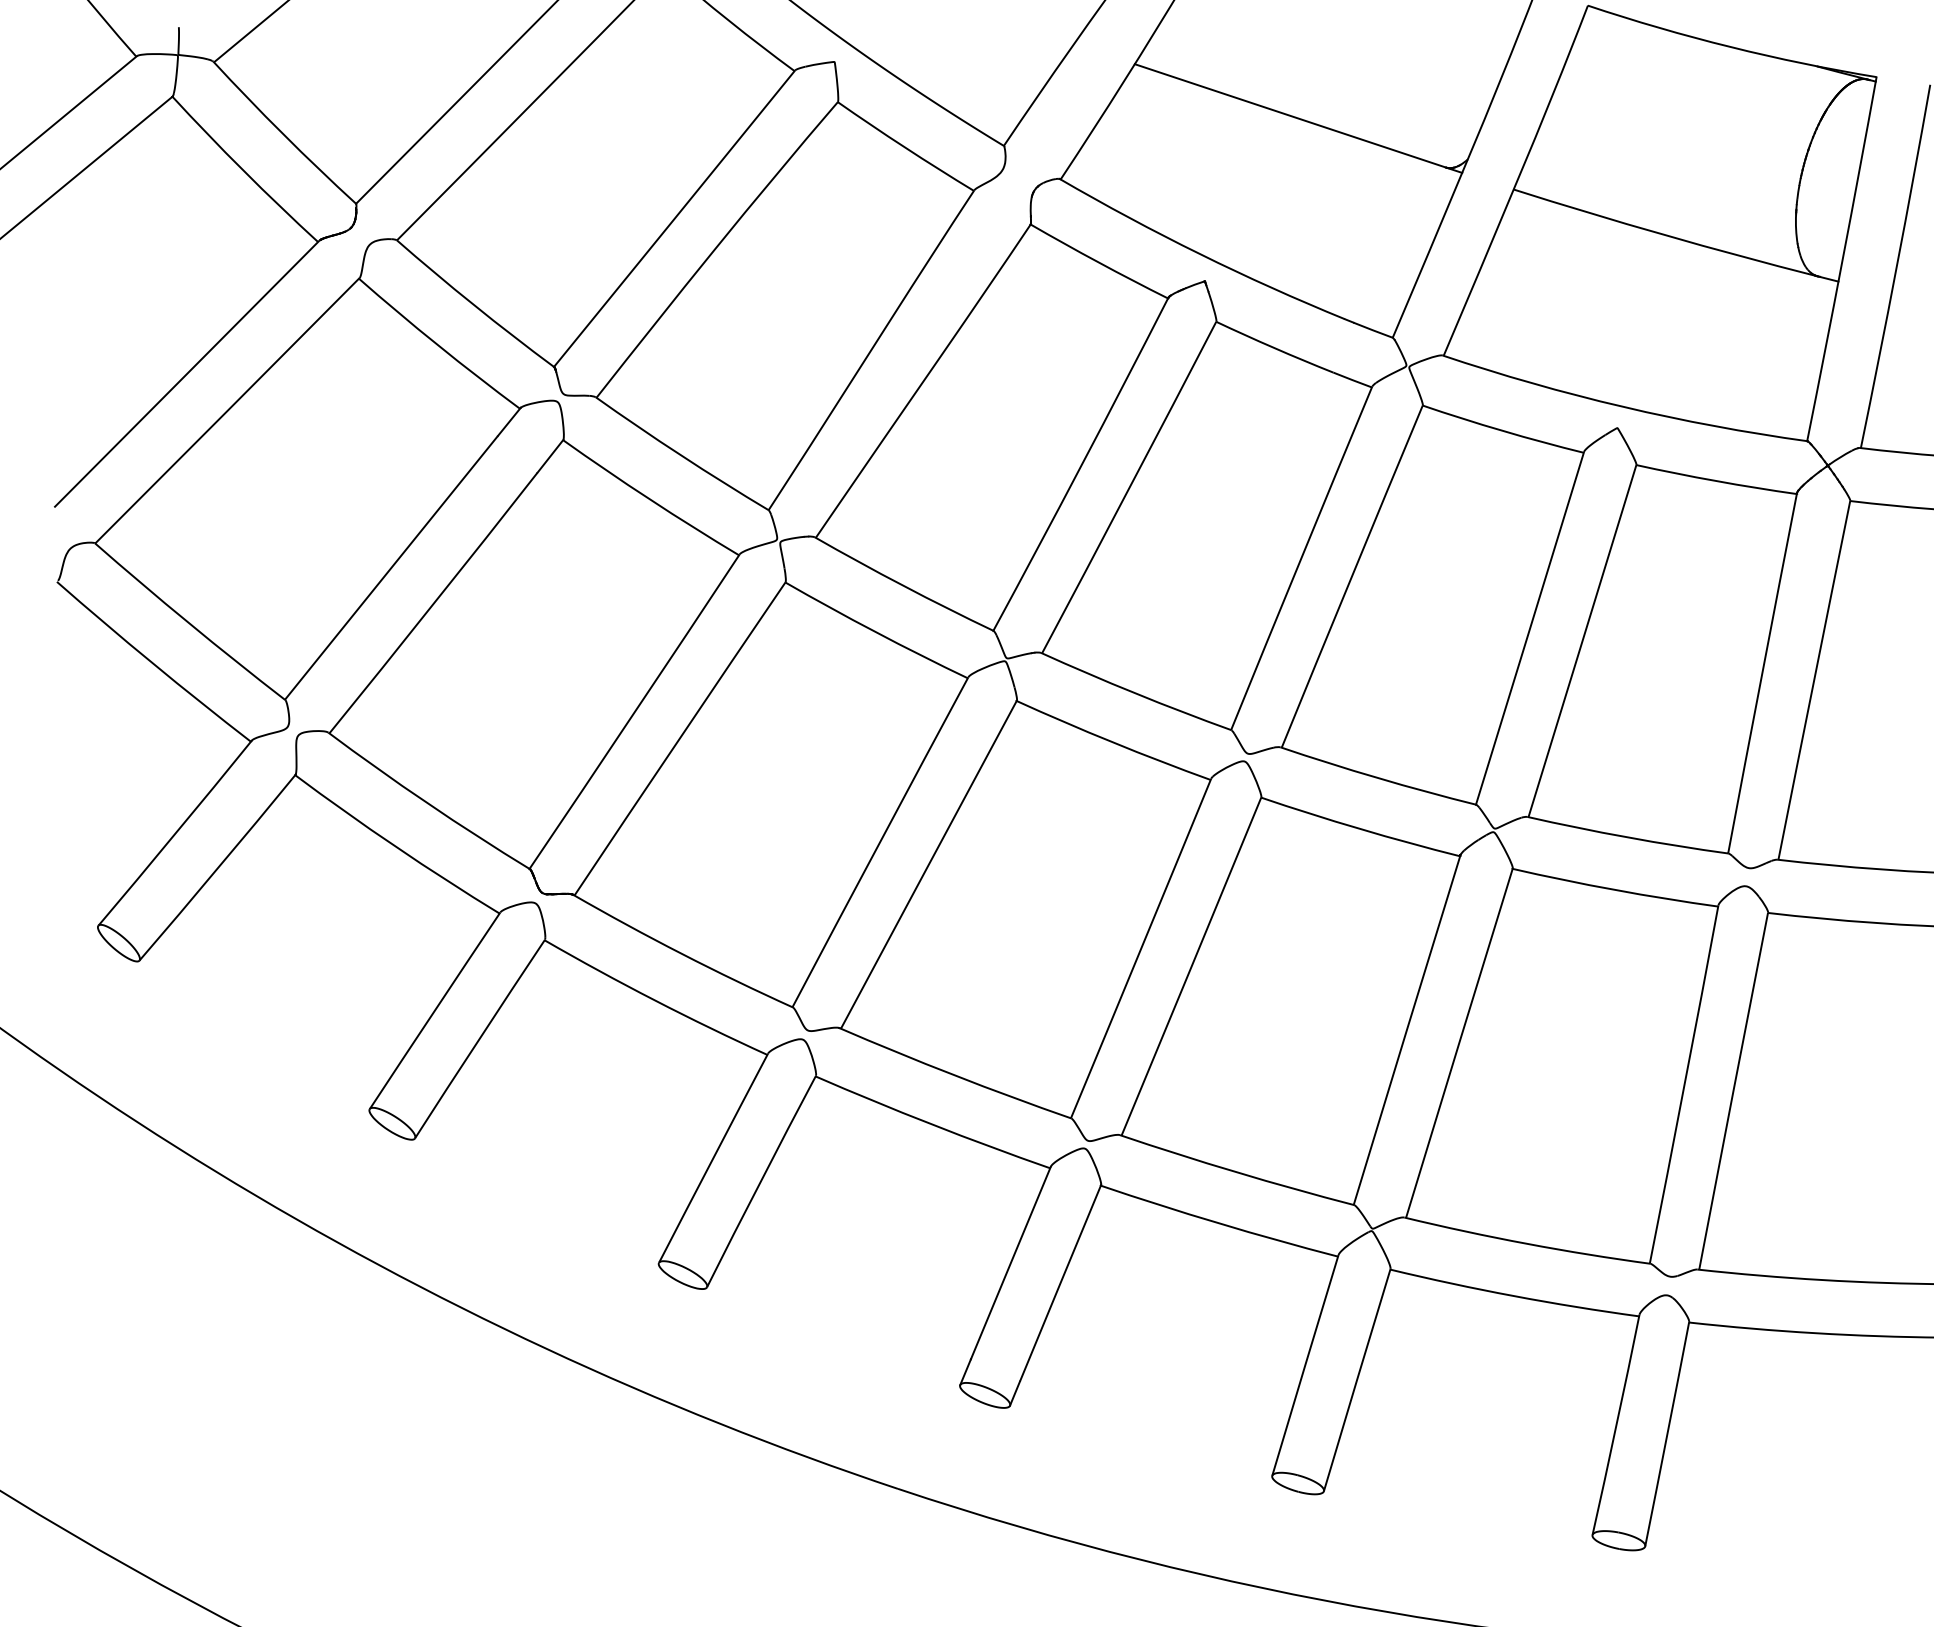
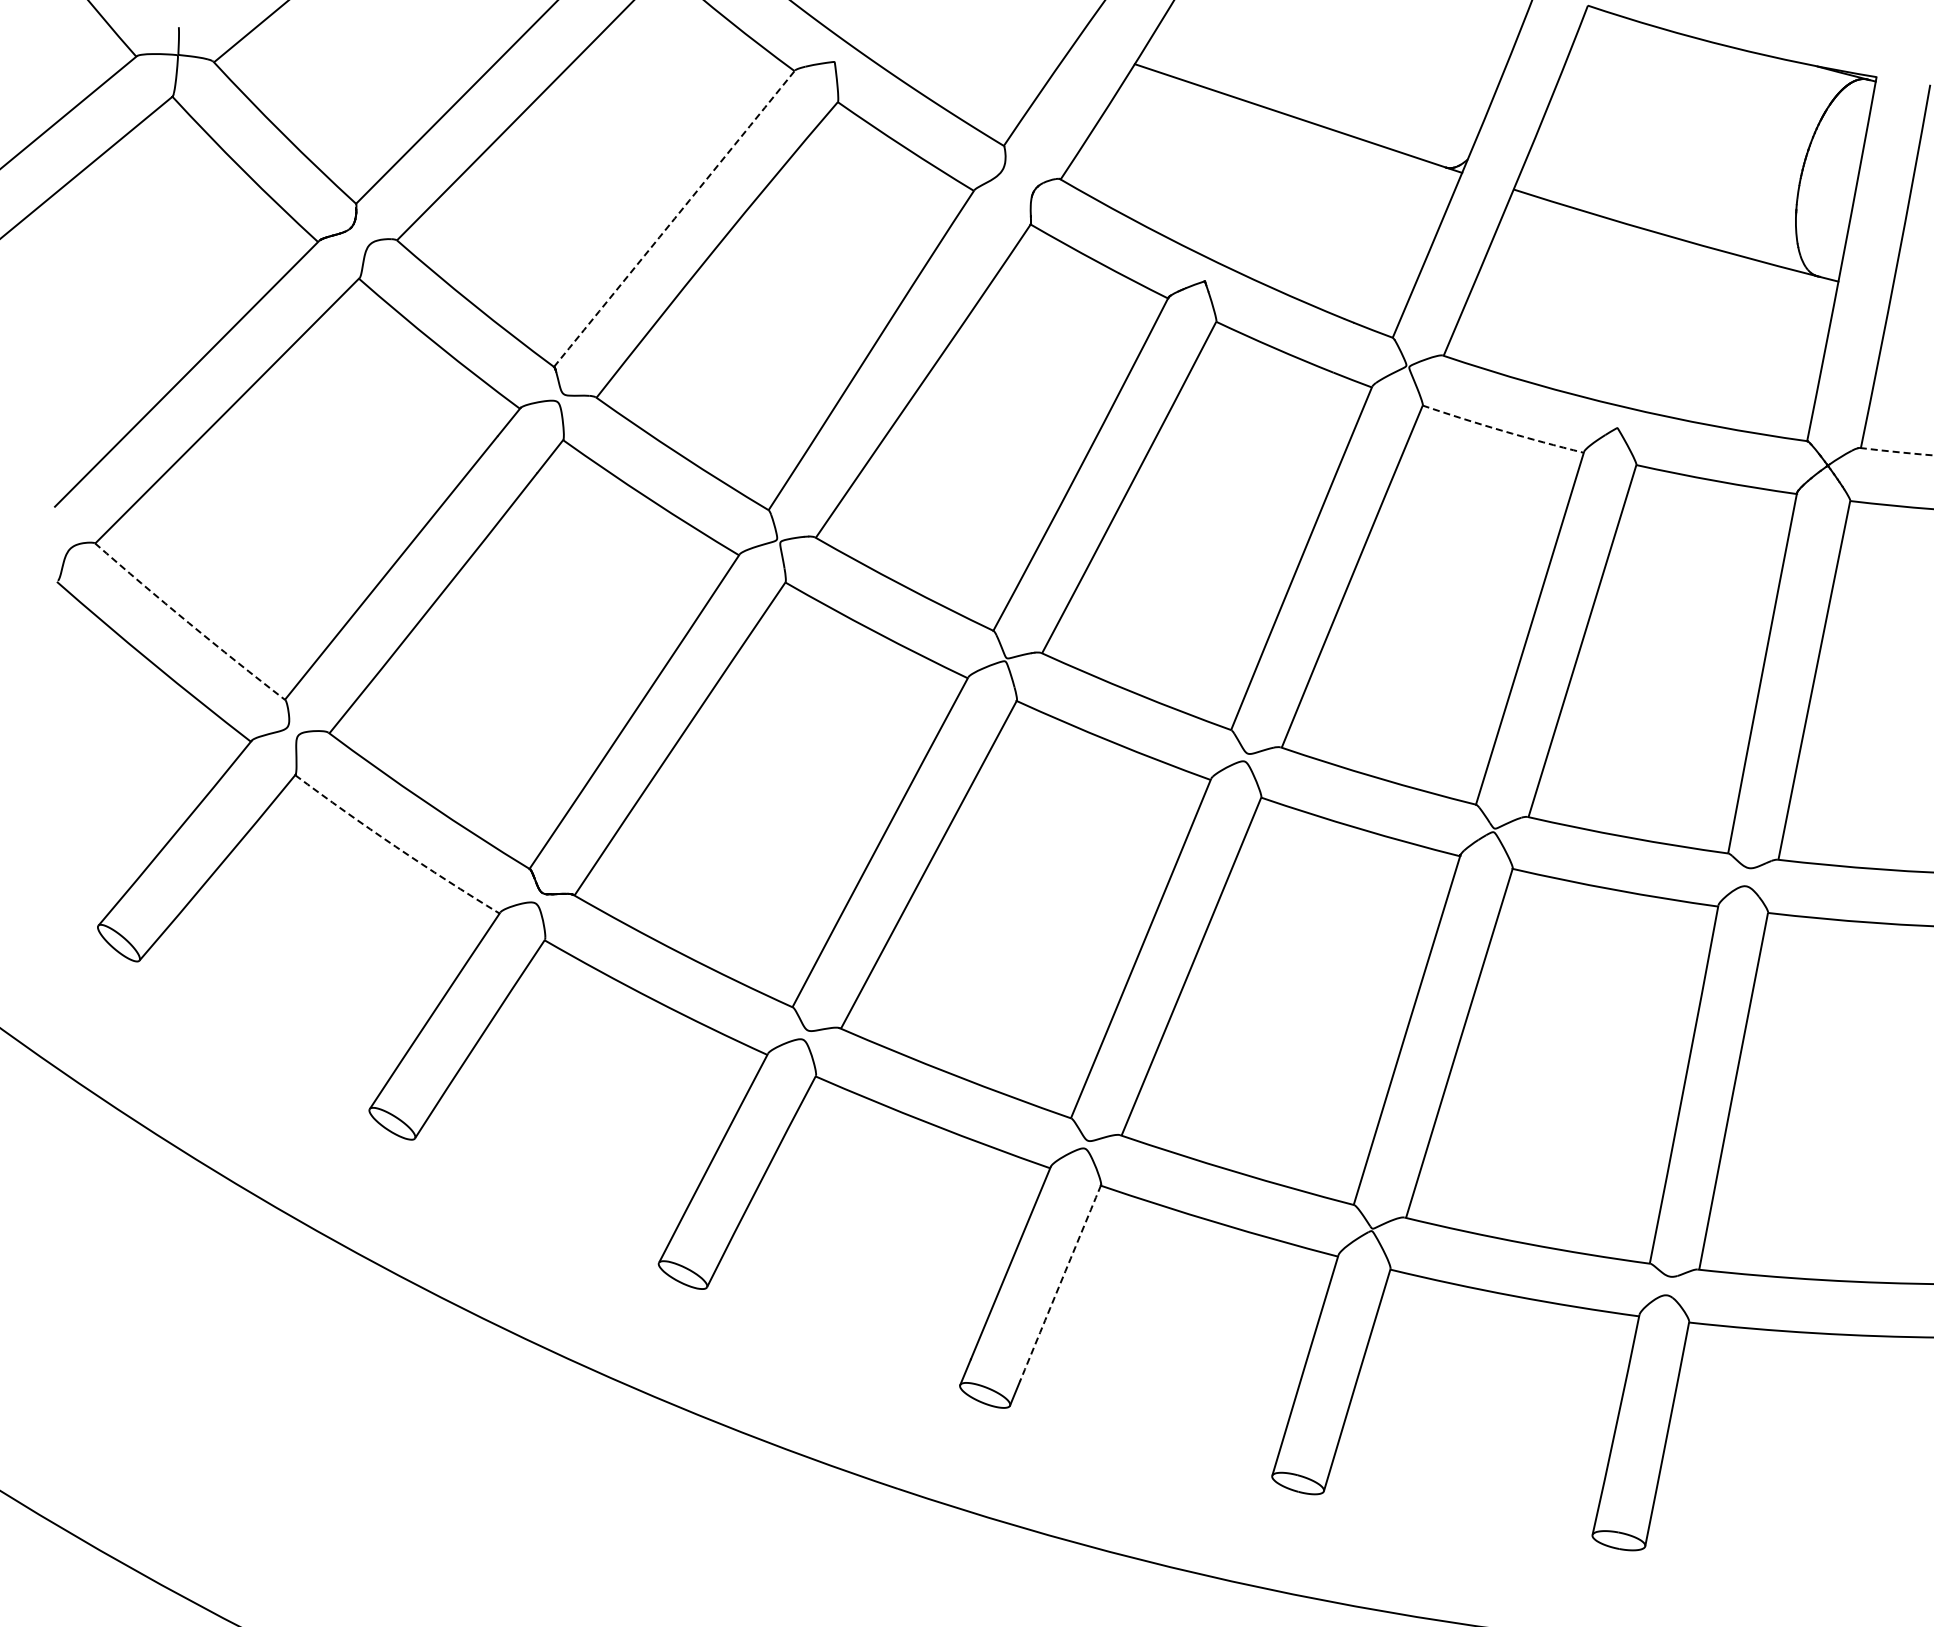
arc: solid -> dashed (674, 218)
arc: solid -> dashed (1502, 430)
arc: solid -> dashed (1897, 452)
arc: solid -> dashed (188, 623)
arc: solid -> dashed (395, 846)
arc: solid -> dashed (1060, 1283)
